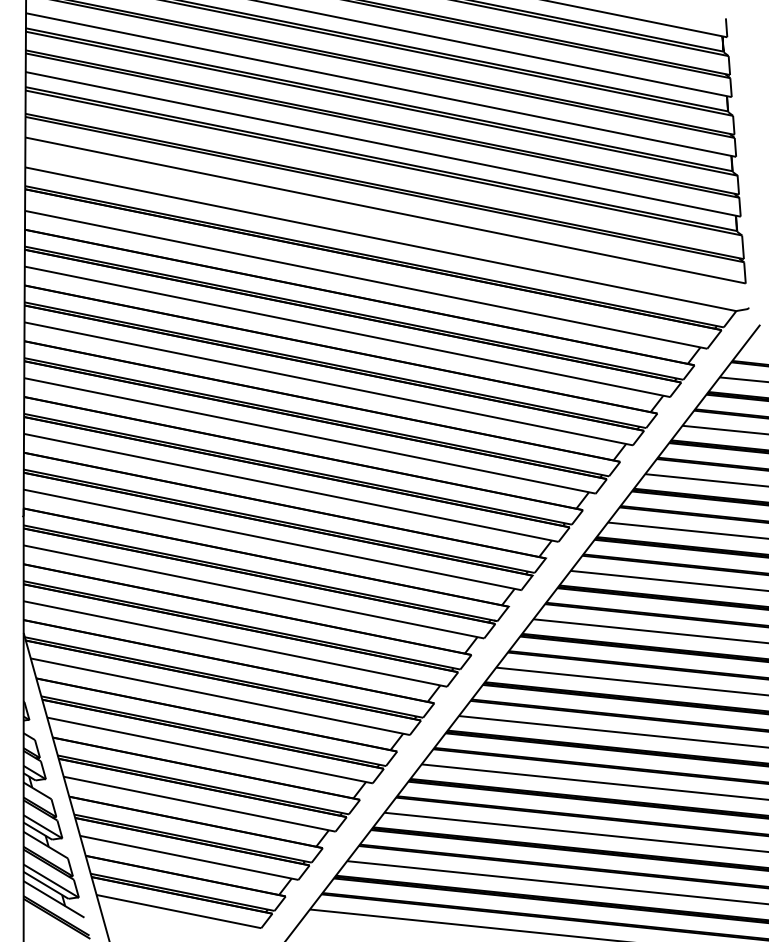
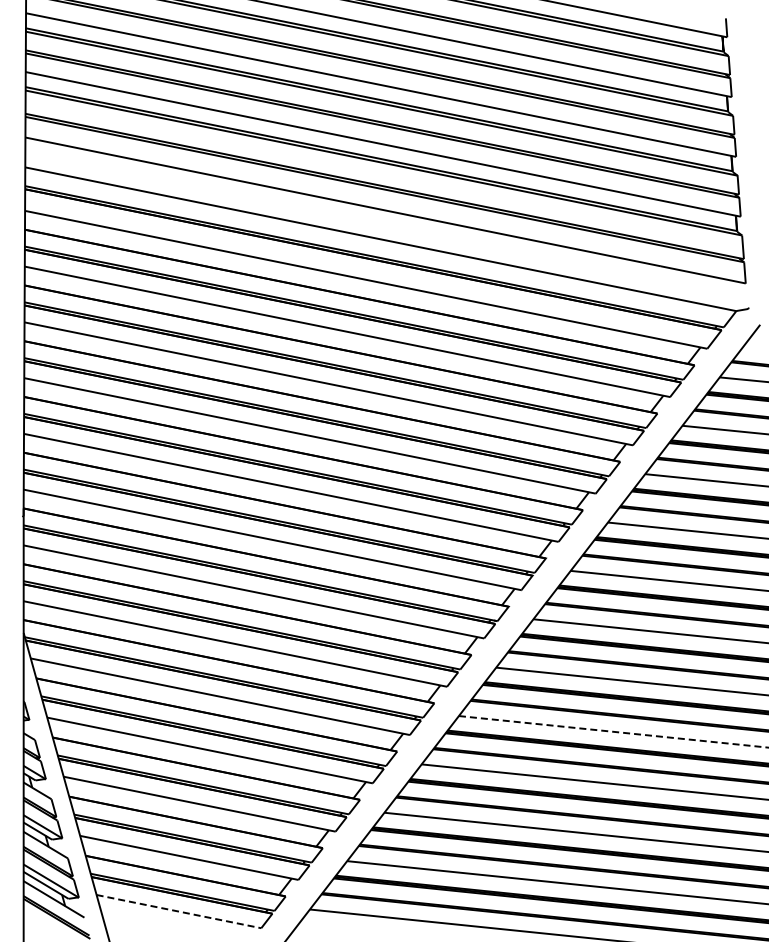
line: solid -> dashed (614, 731)
line: solid -> dashed (179, 911)
